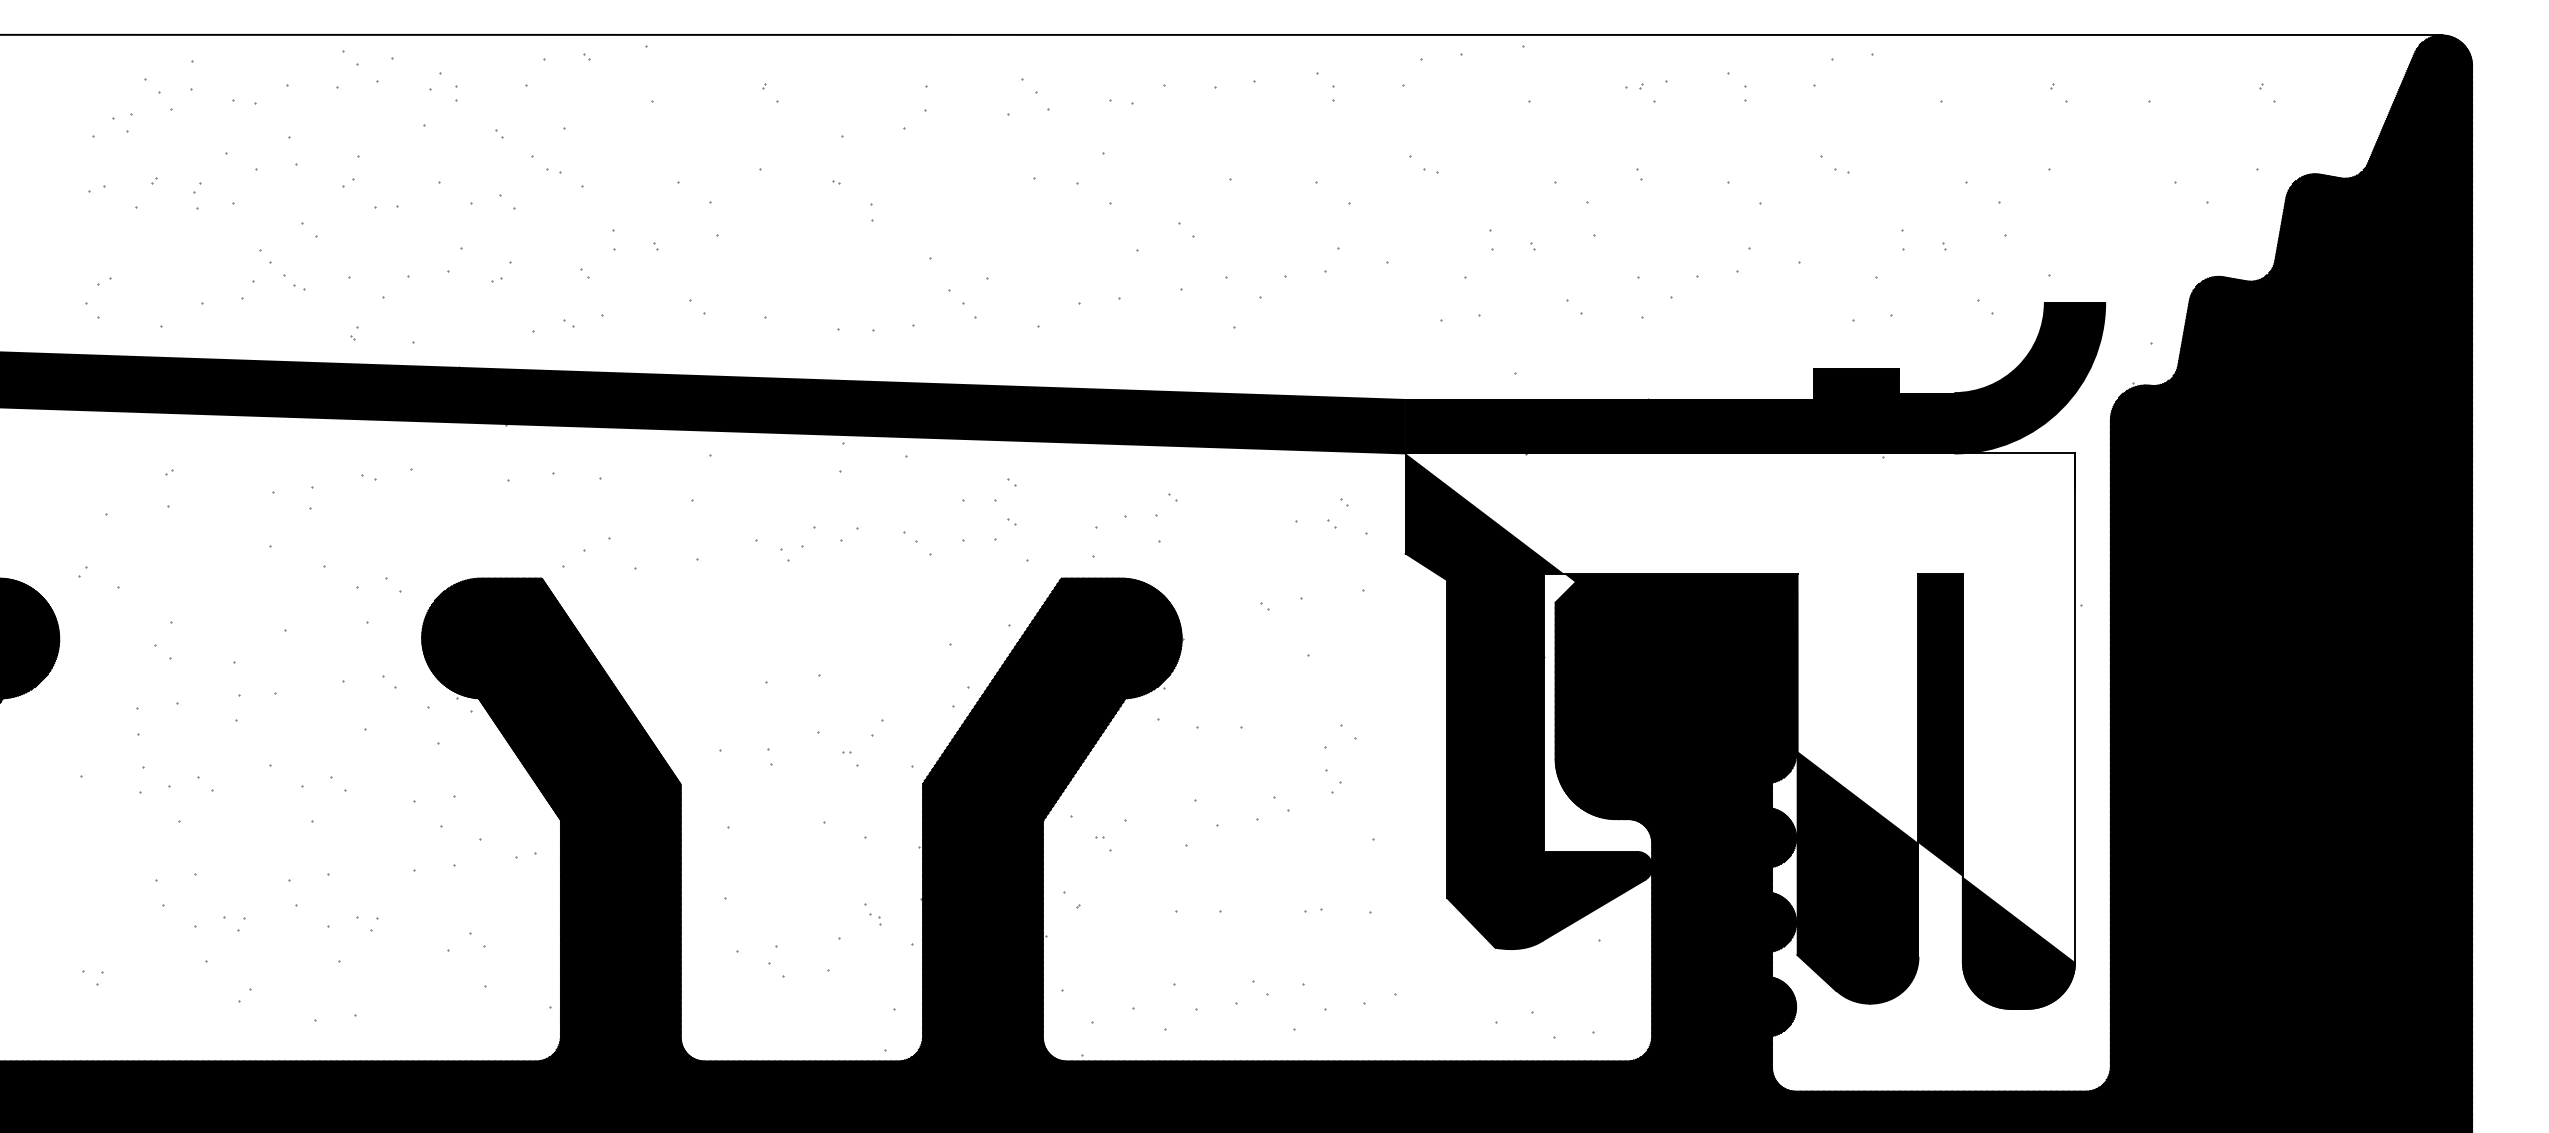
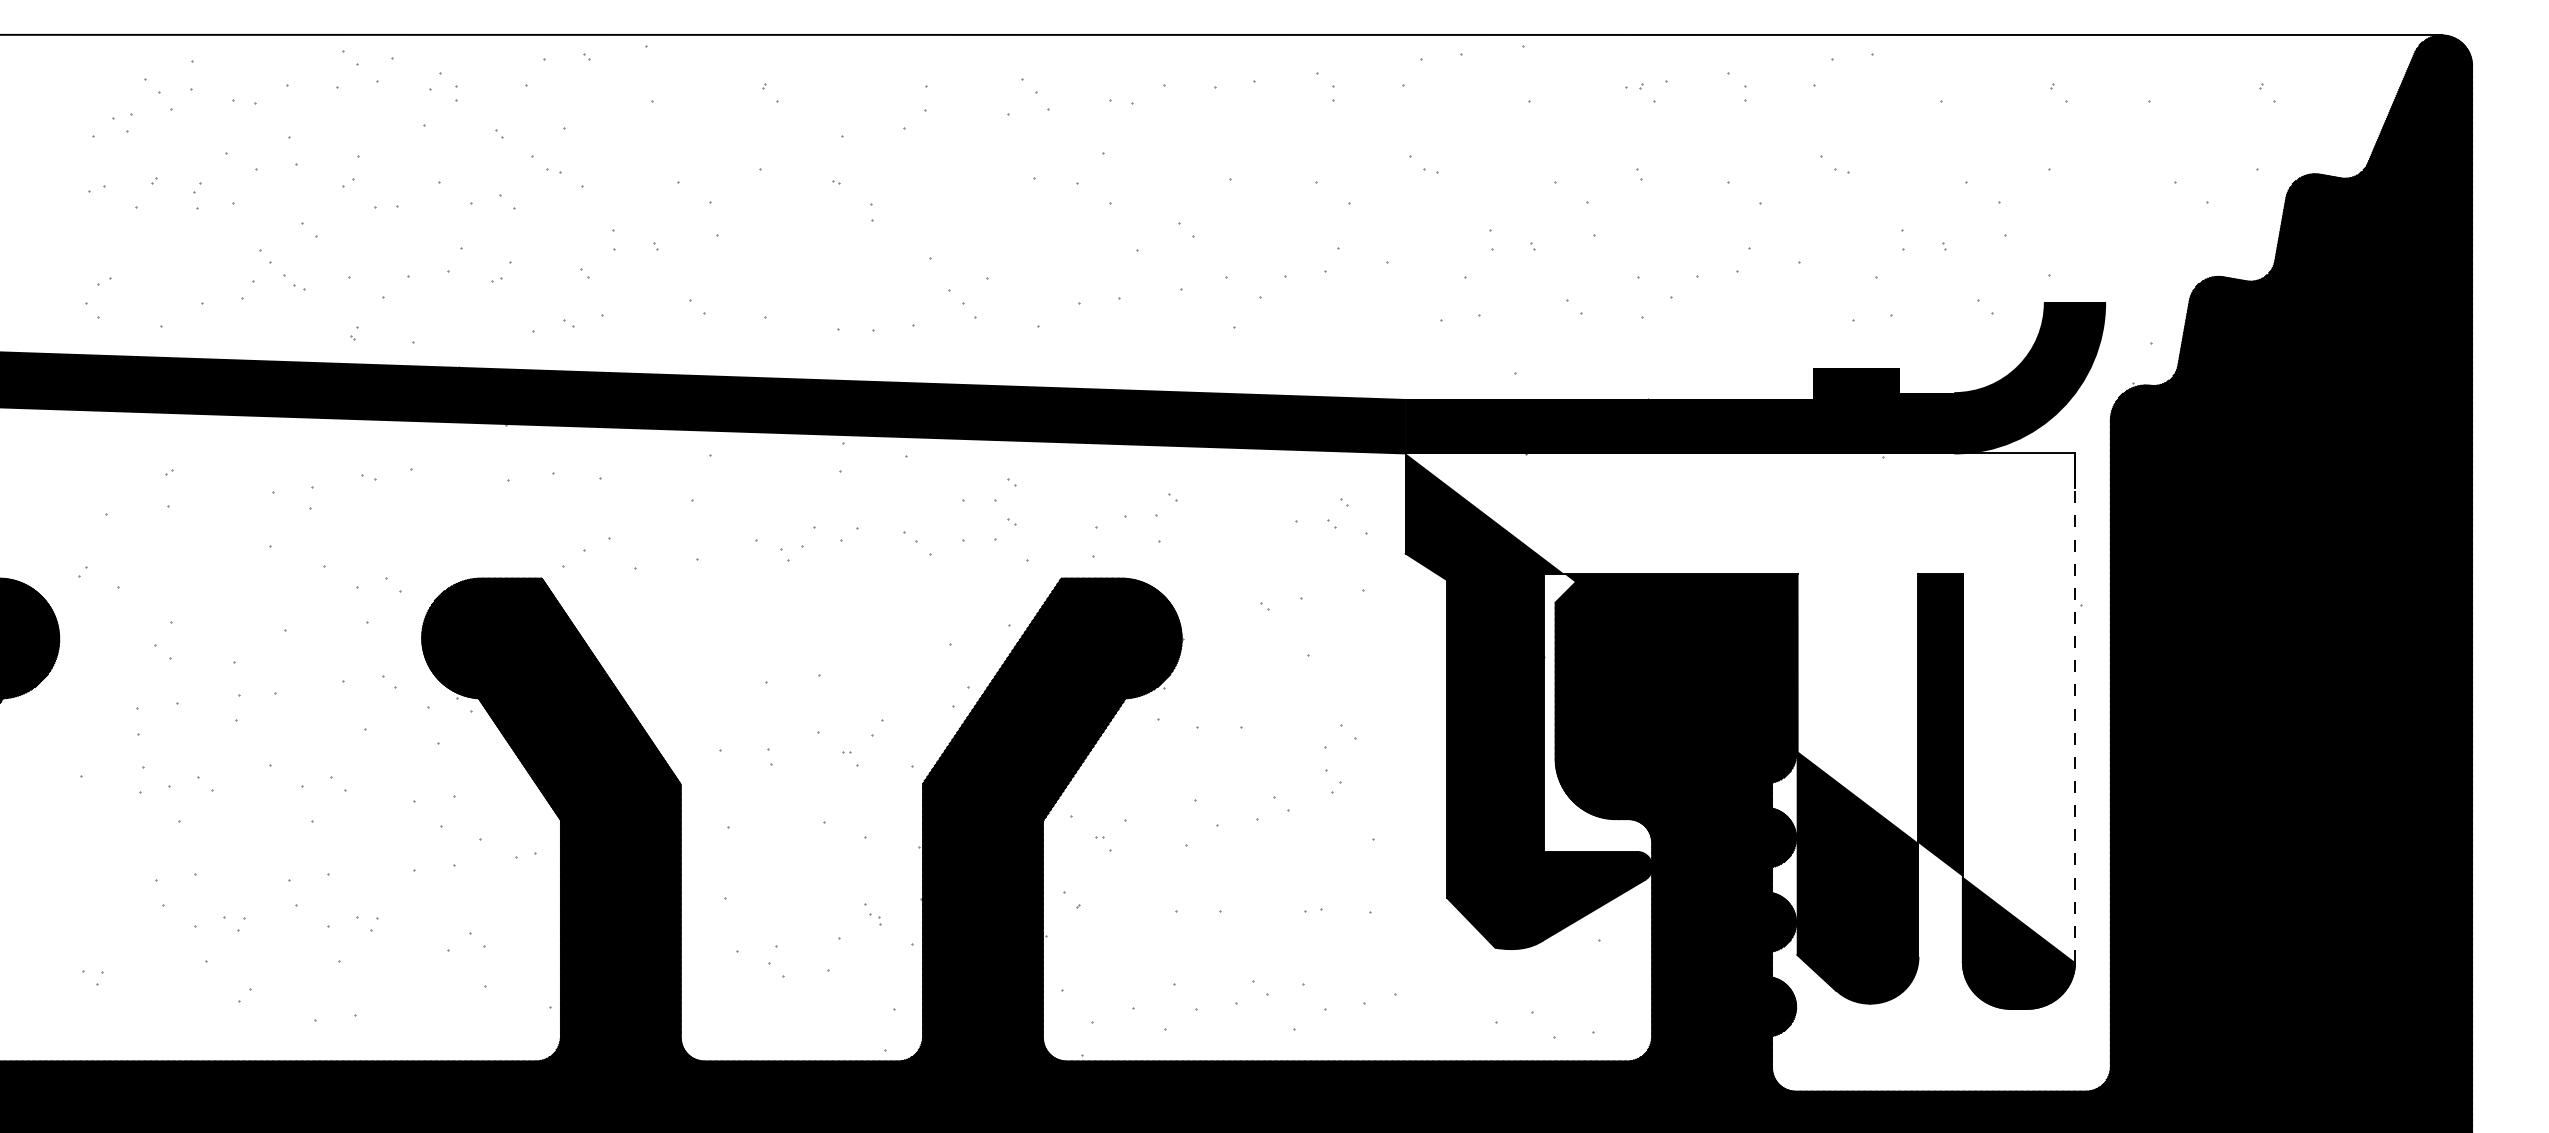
line: solid -> dashed (2075, 707)
